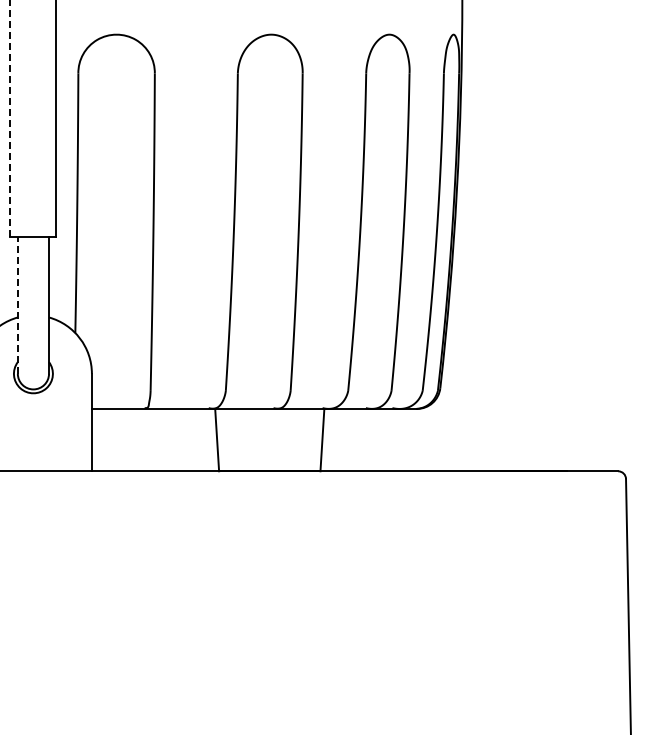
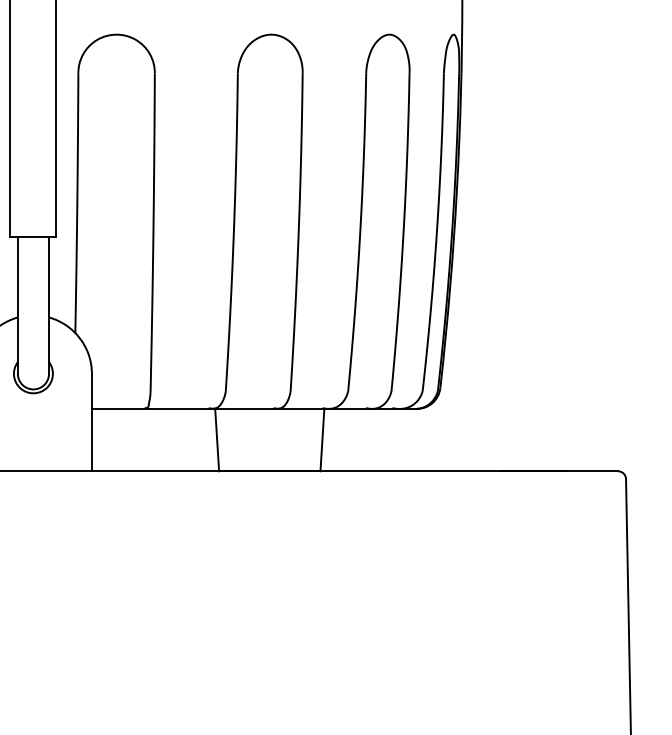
line: dashed -> solid (10, 118)
line: dashed -> solid (17, 305)
